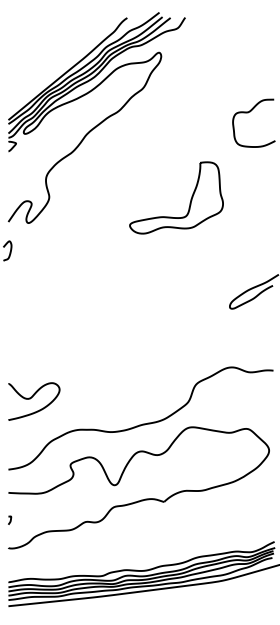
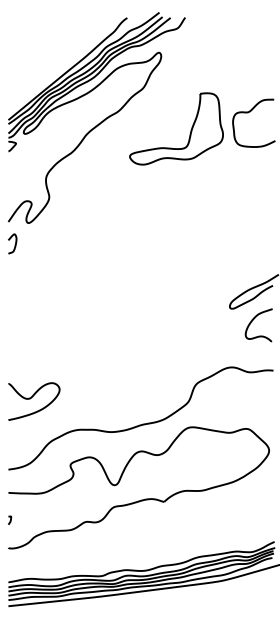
part position: (189, 202) -> (189, 133) (189, 133)
curve position: (9, 251) -> (14, 244) (14, 244)
curve: none -> present (253, 320)
